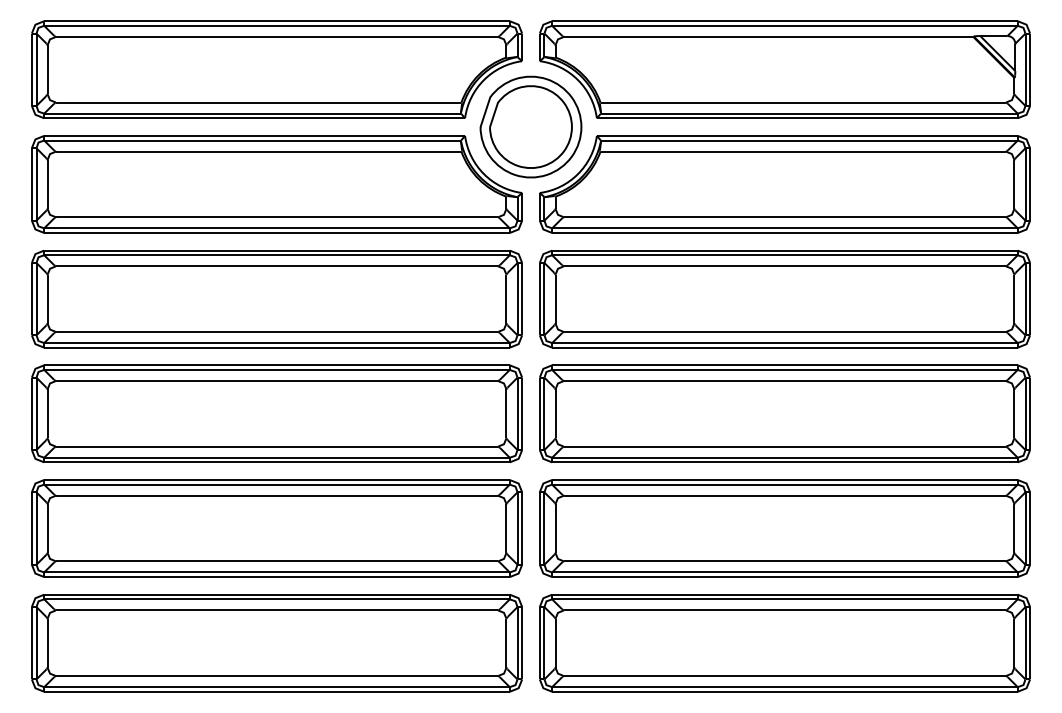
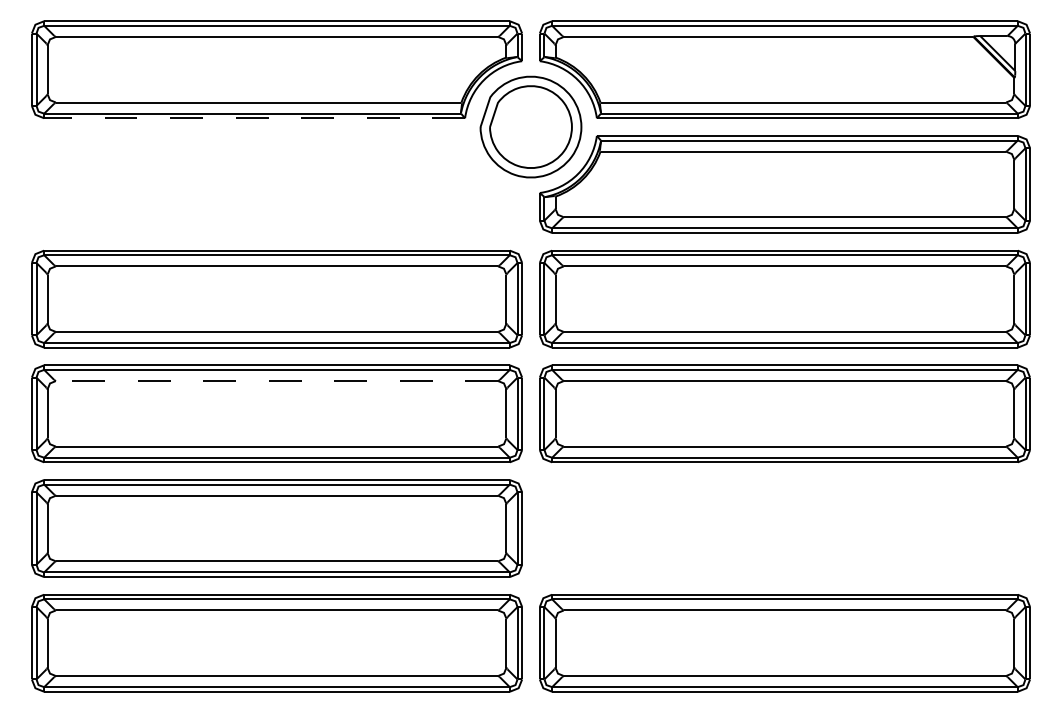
line: solid -> dashed (254, 118)
part: present -> none (276, 184)
line: solid -> dashed (276, 381)
part: present -> none (784, 528)
